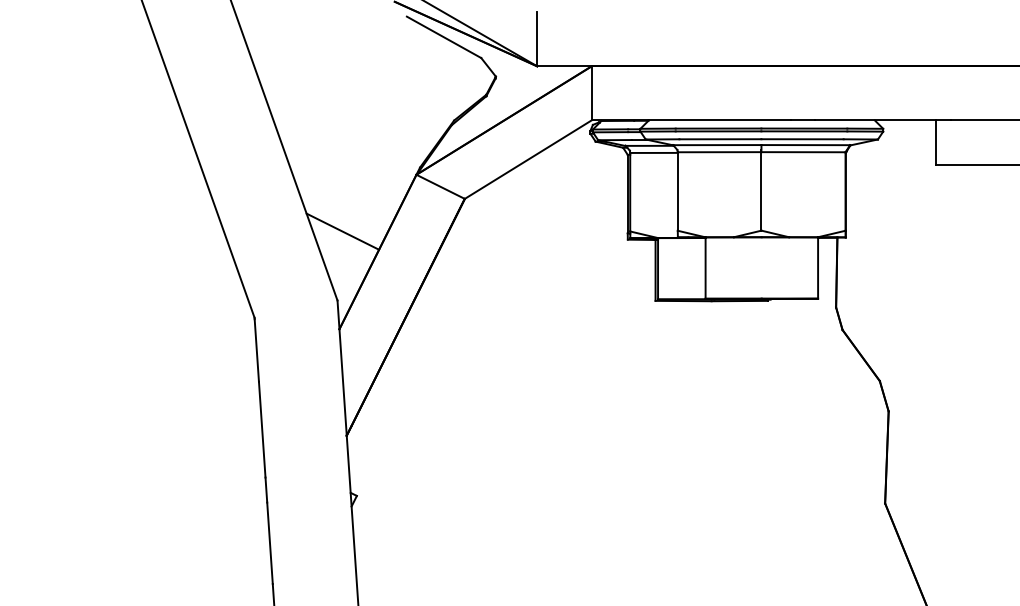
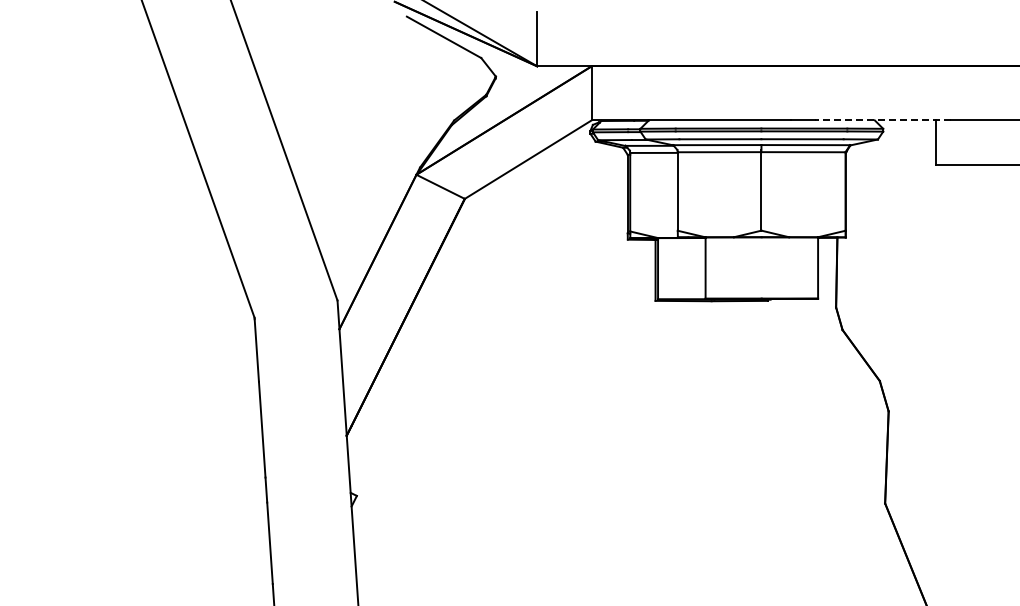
line: solid -> dashed (882, 120)
line: present -> none (342, 231)
